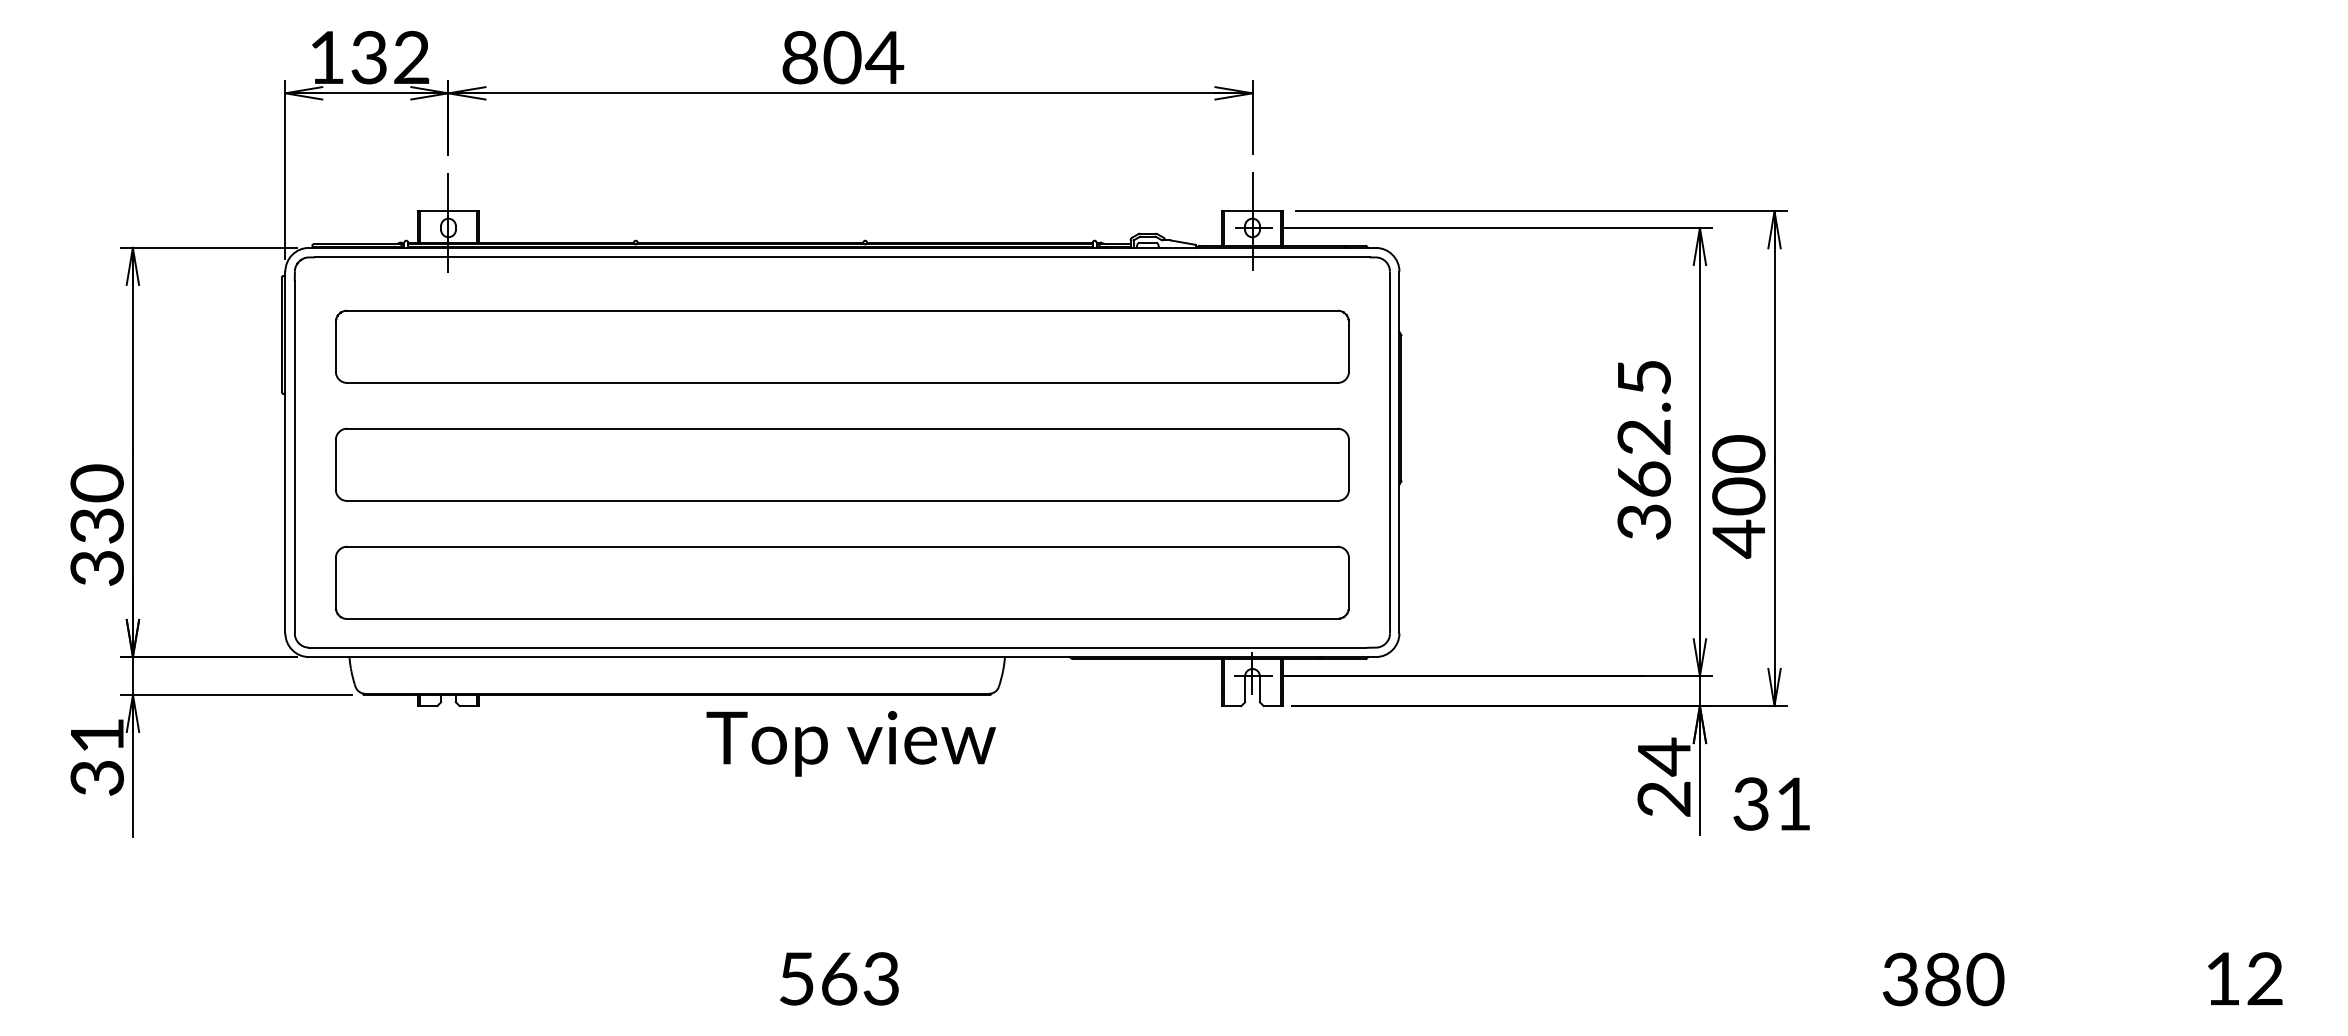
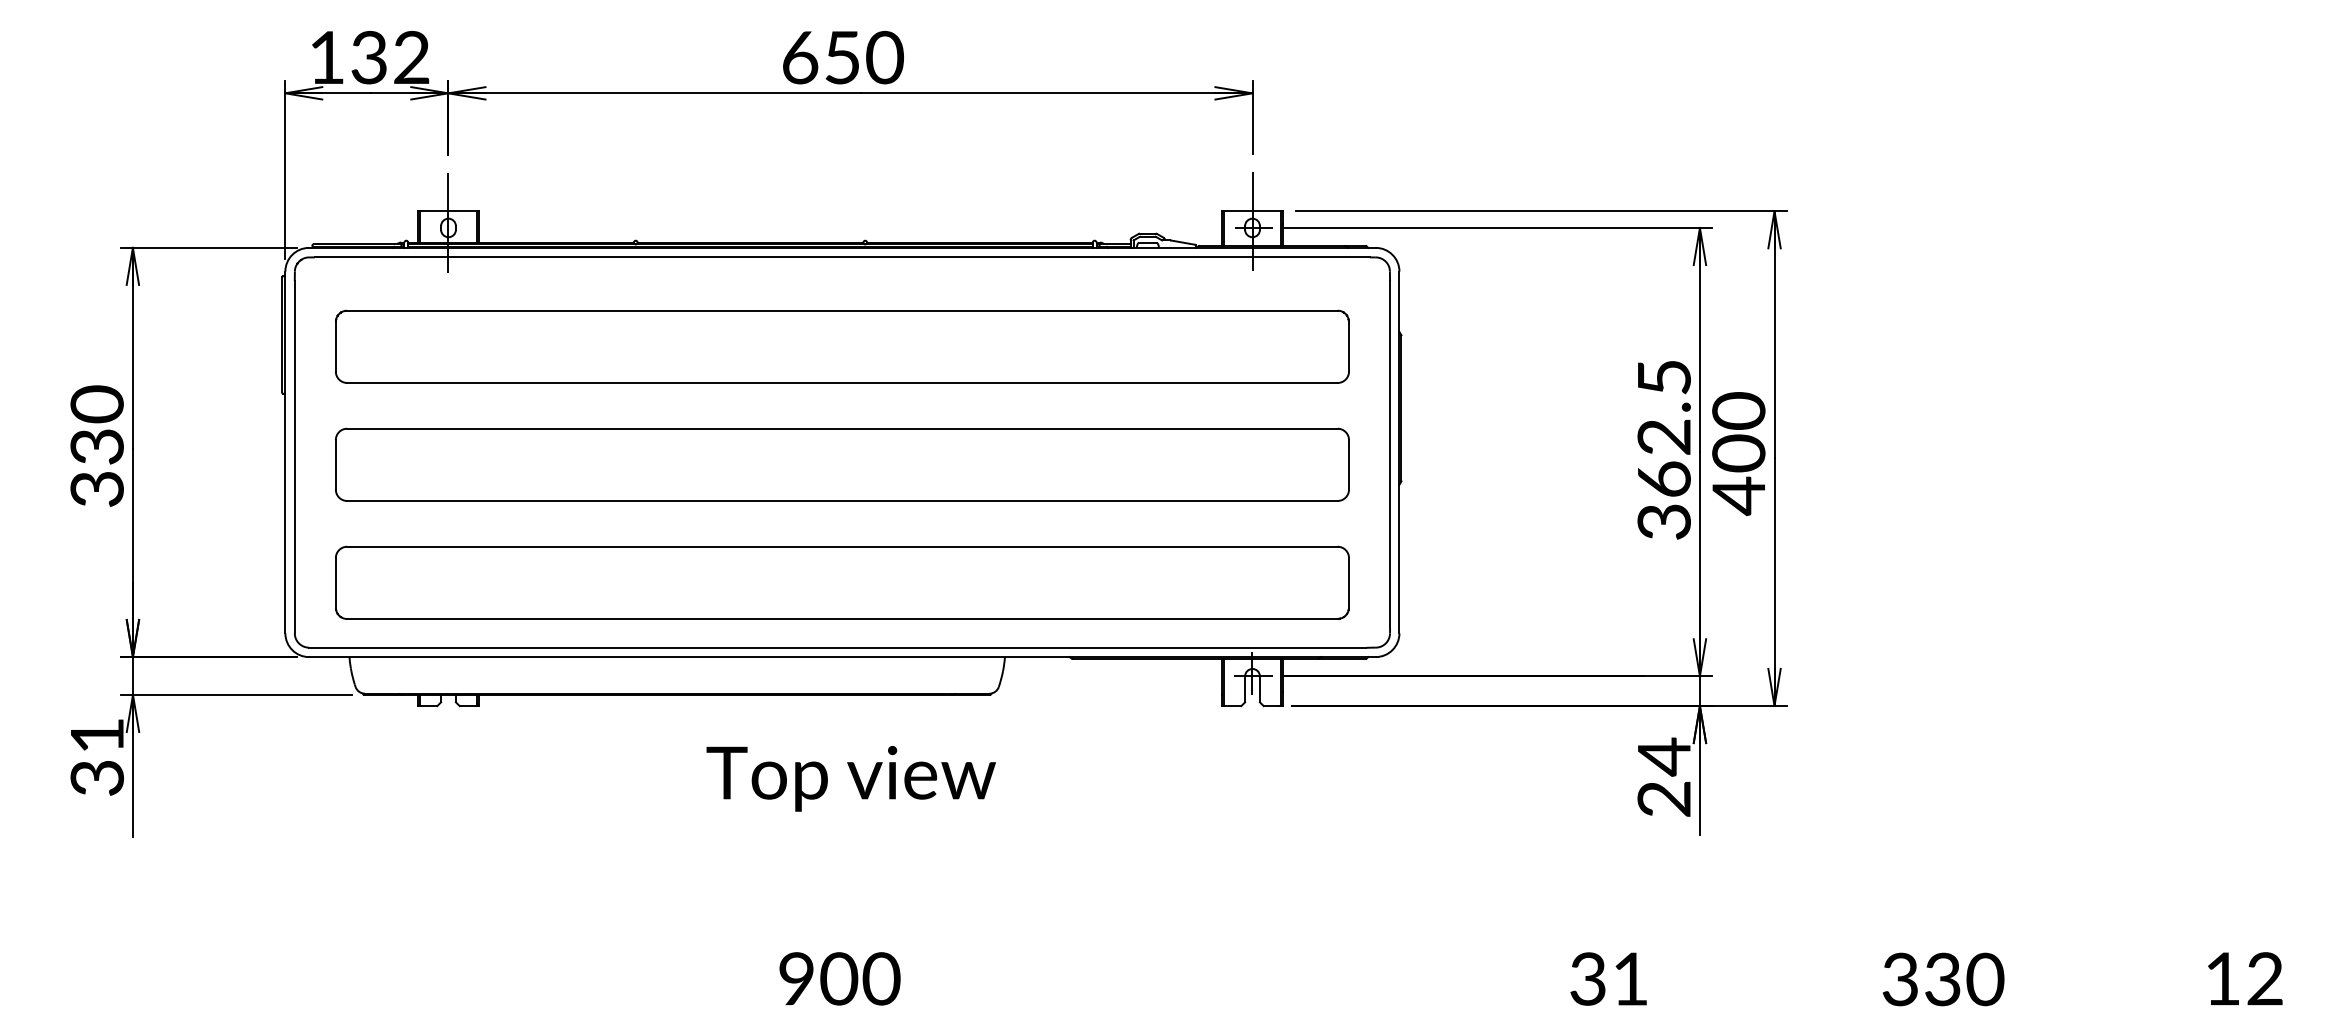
text: 804 -> 650 (843, 57)
text position: (1643, 450) -> (1663, 450) (1663, 450)
text position: (1738, 496) -> (1738, 453) (1738, 453)
text position: (96, 524) -> (96, 445) (96, 445)
text position: (850, 743) -> (850, 778) (850, 778)
text position: (1771, 803) -> (1608, 978) (1608, 978)
text: 563 -> 900 (839, 978)
text: 380 -> 330 (1942, 979)
